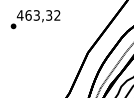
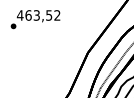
text: 463,32 -> 463,52 (49, 14)
